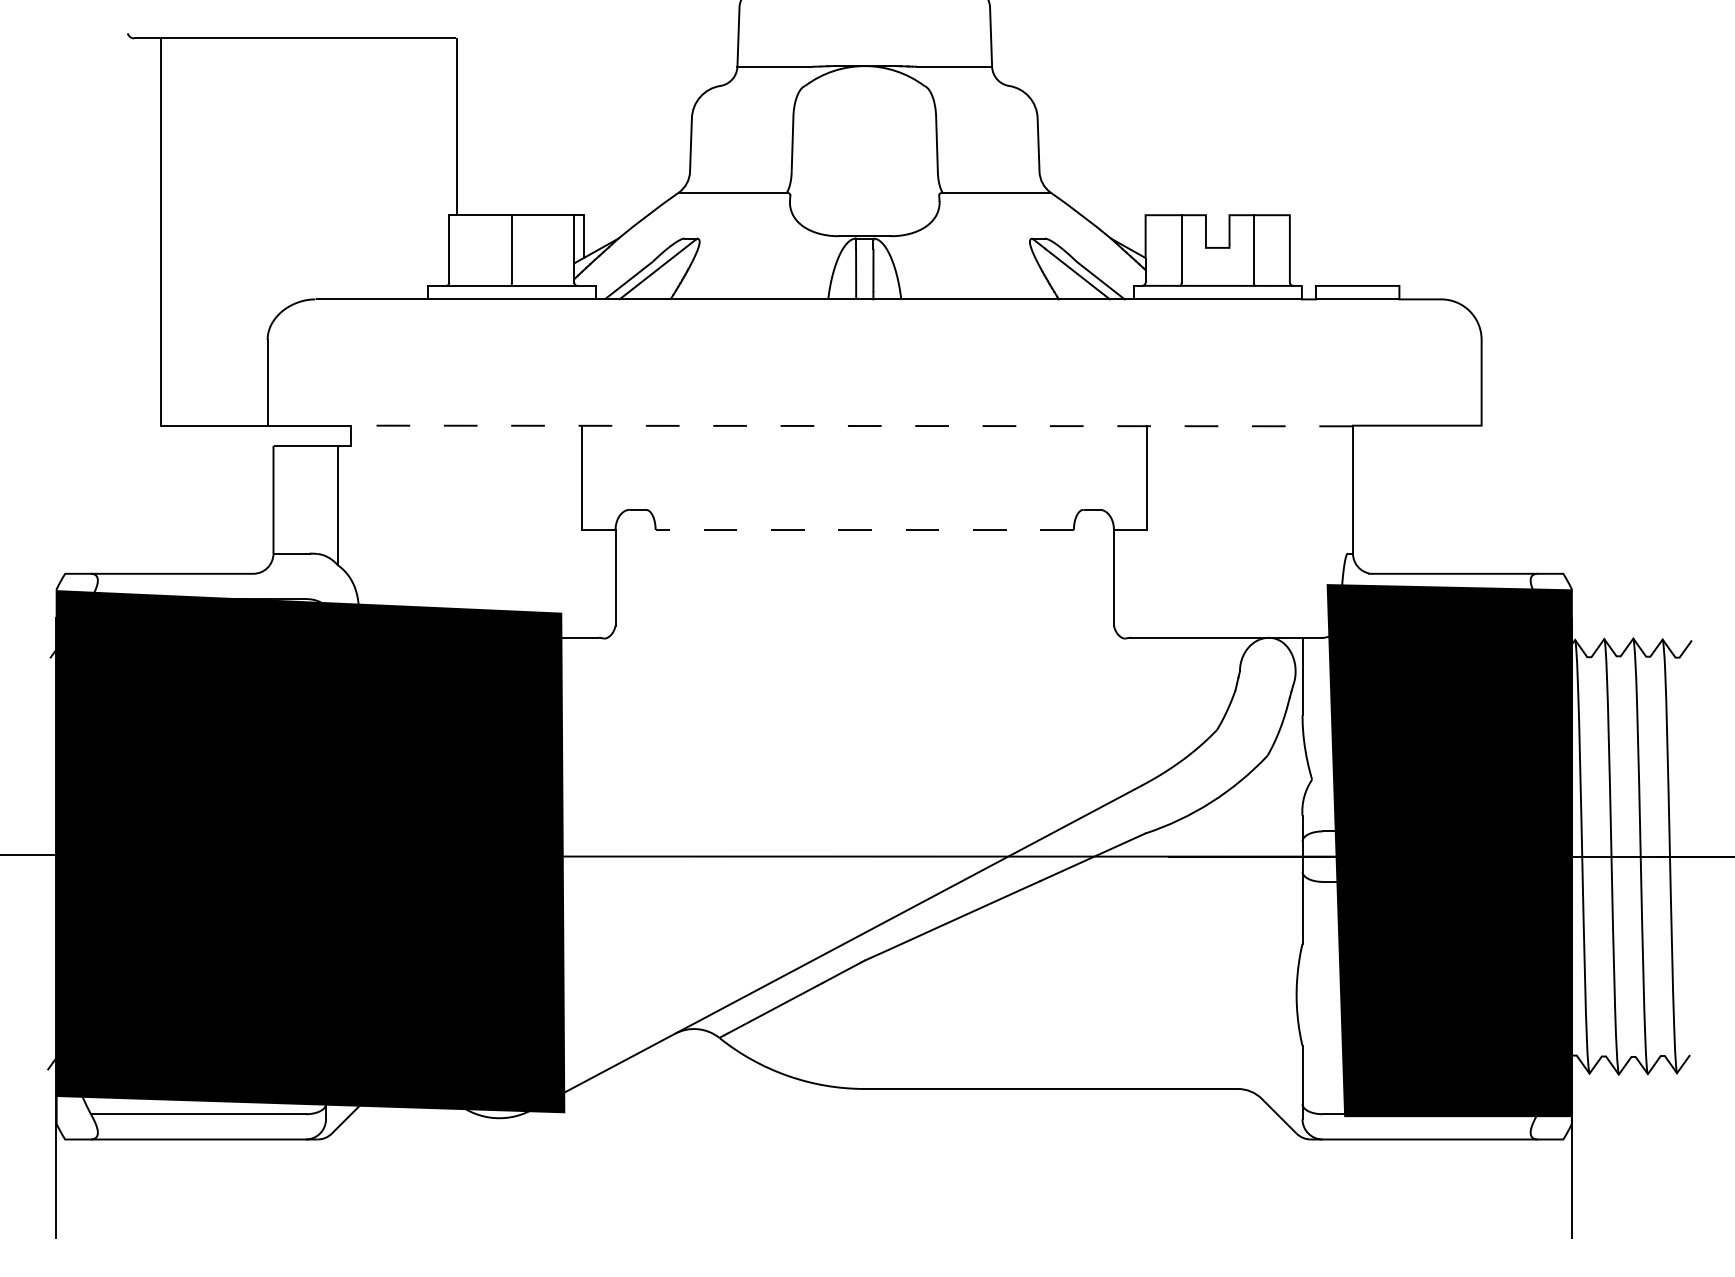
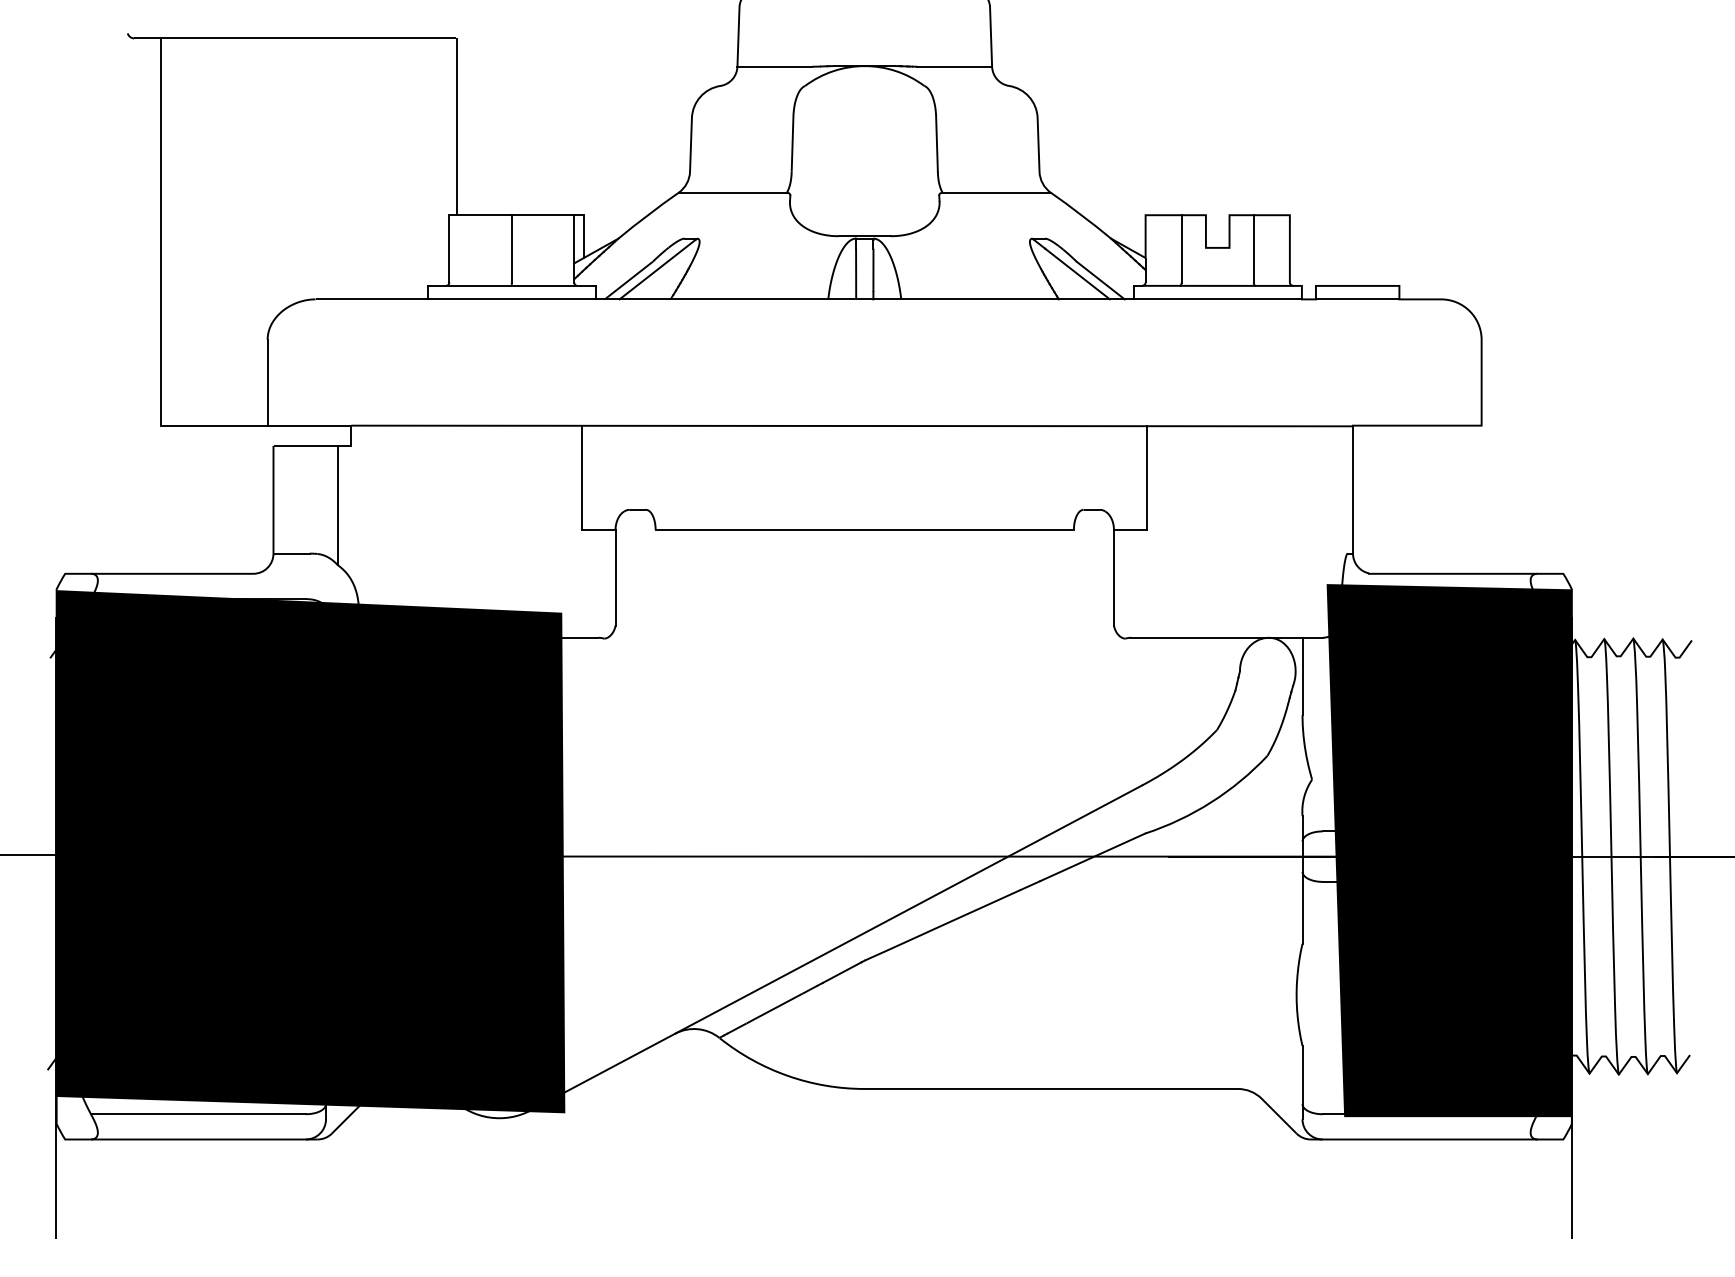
line: dashed -> solid (852, 426)
line: dashed -> solid (864, 530)
